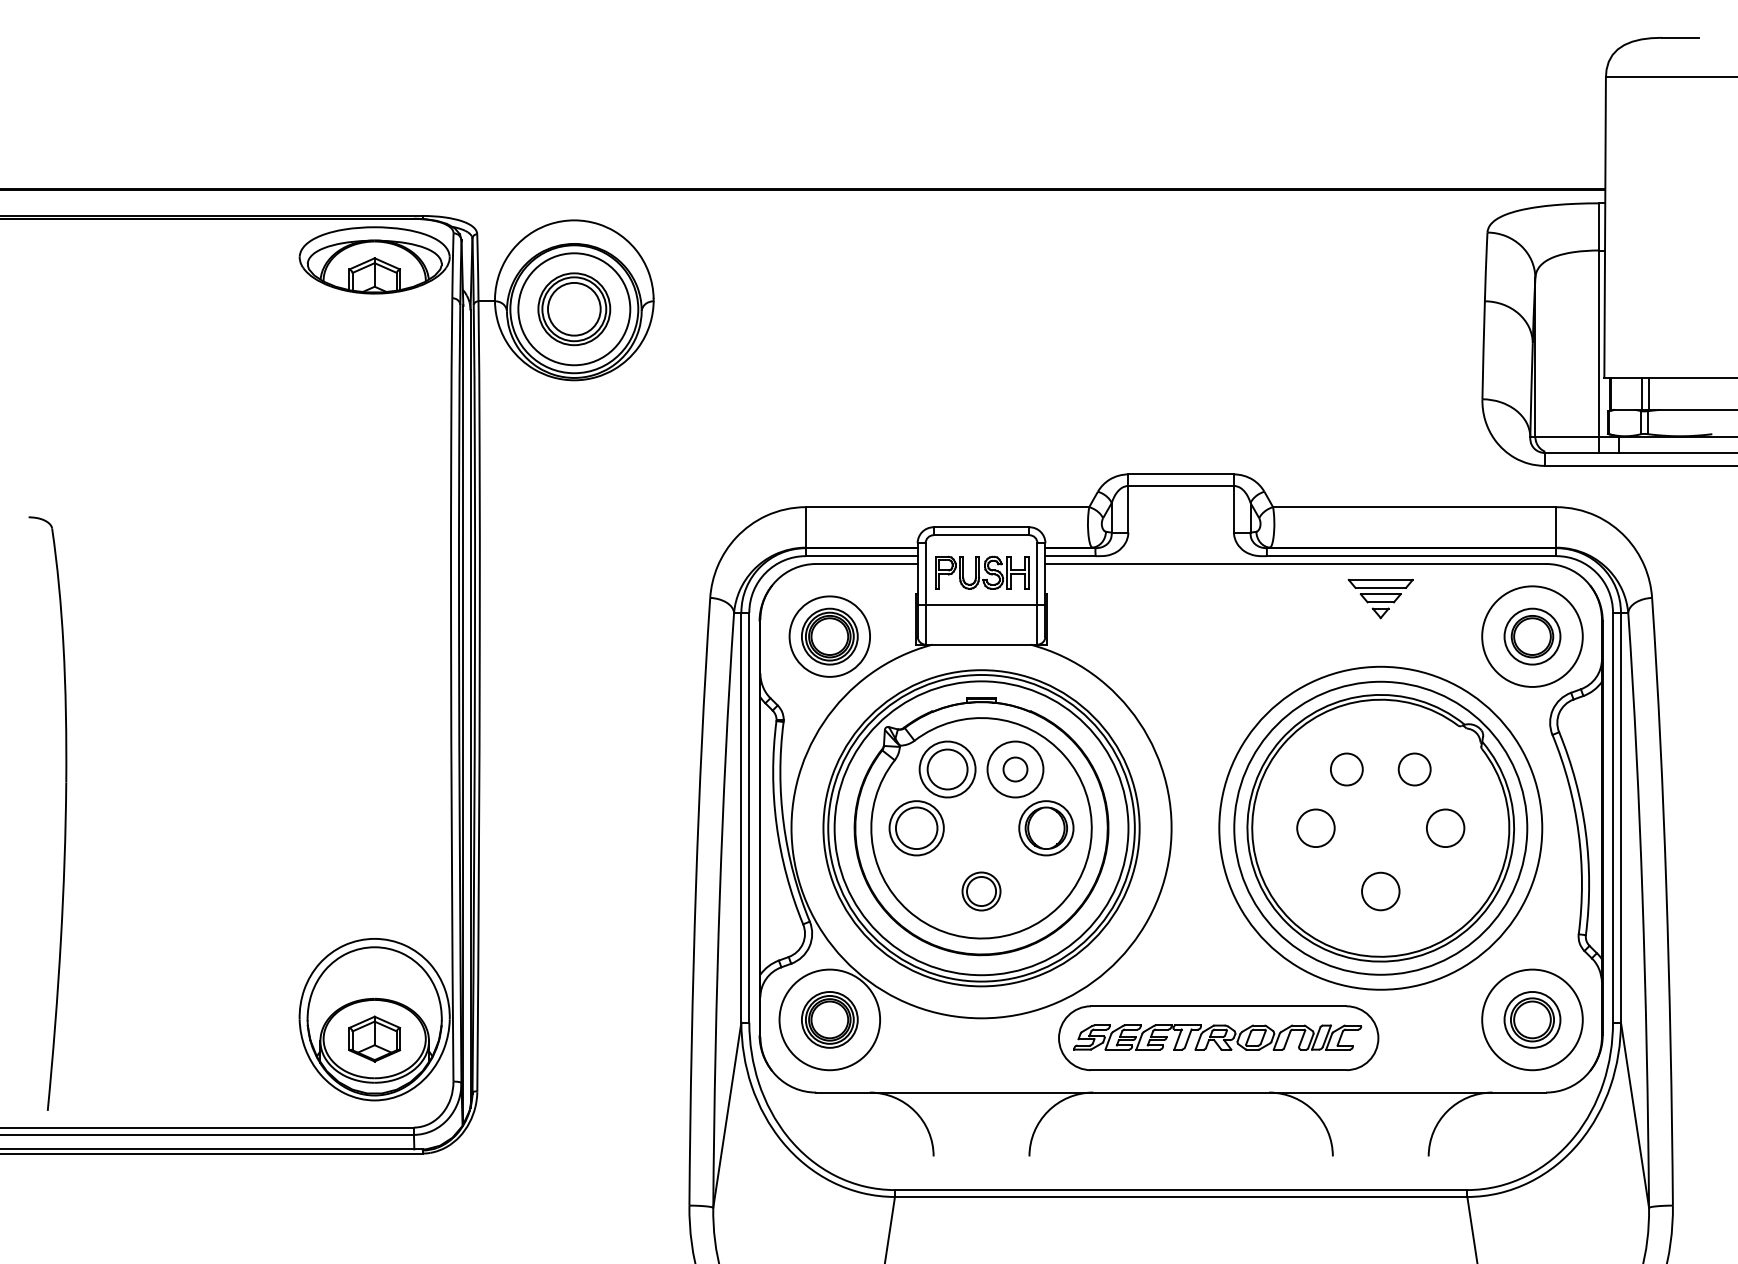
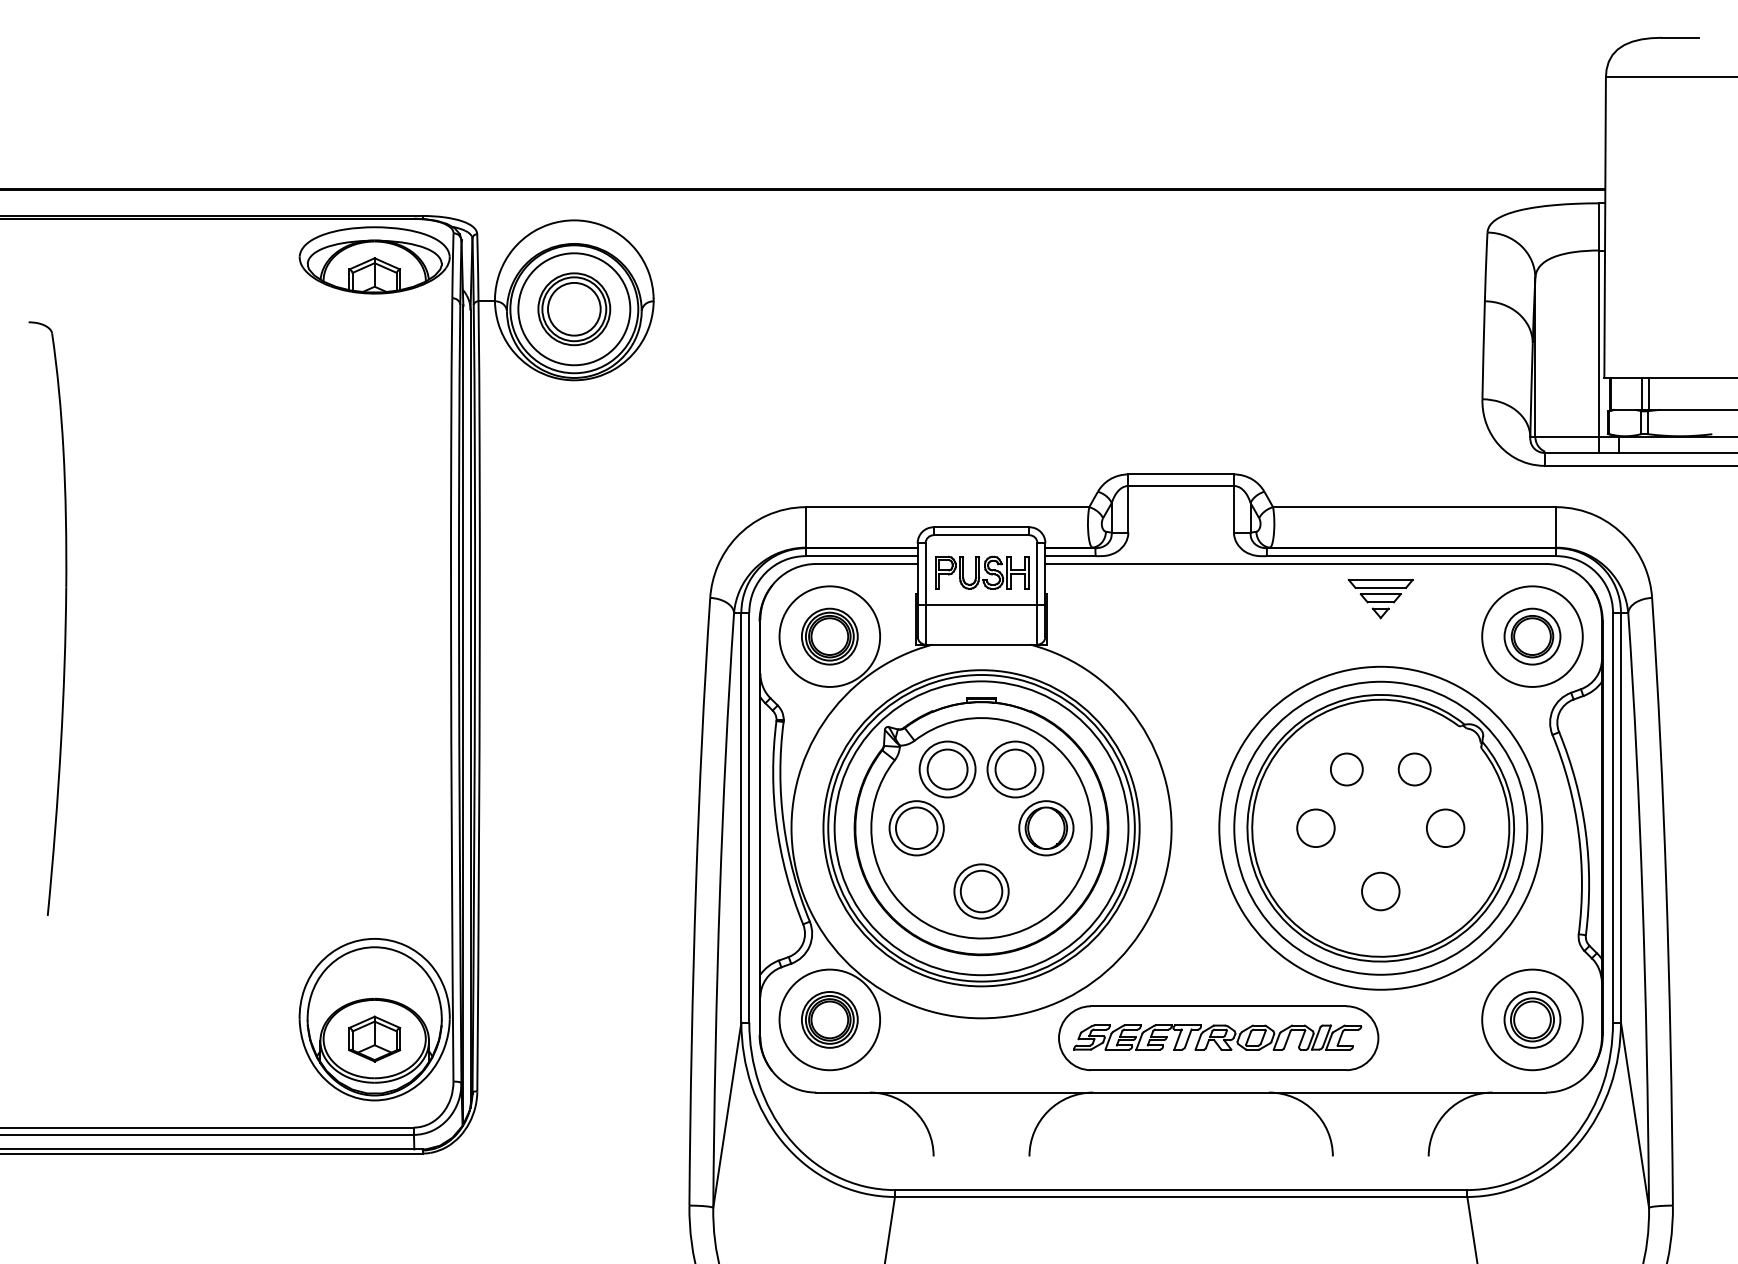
circle diameter: 80 px -> 101 px (829, 636)
circle diameter: 24 px -> 40 px (1015, 769)
part position: (64, 813) -> (64, 618) (64, 618)
part size: 41x41 px -> 57x57 px (981, 891)
